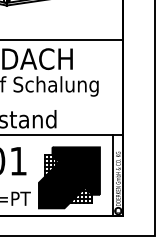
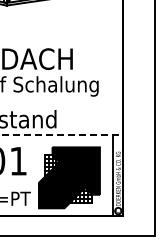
line: present -> none (62, 39)
line: solid -> dashed (62, 134)
